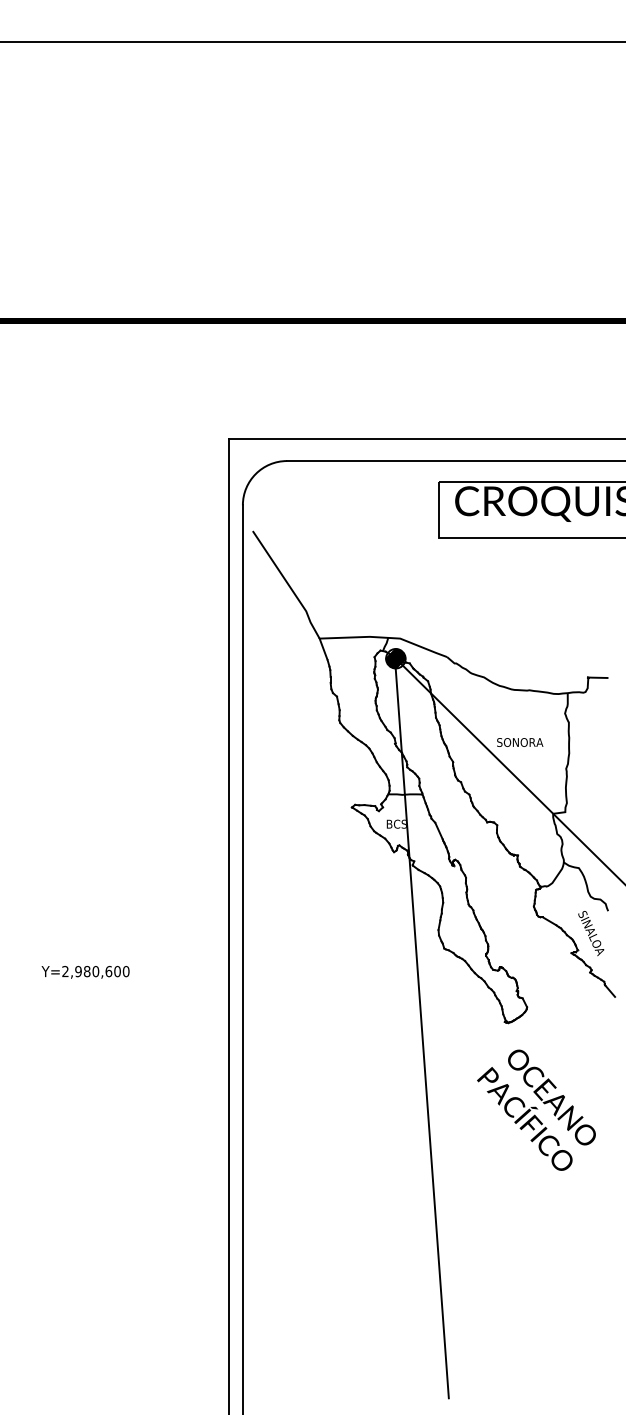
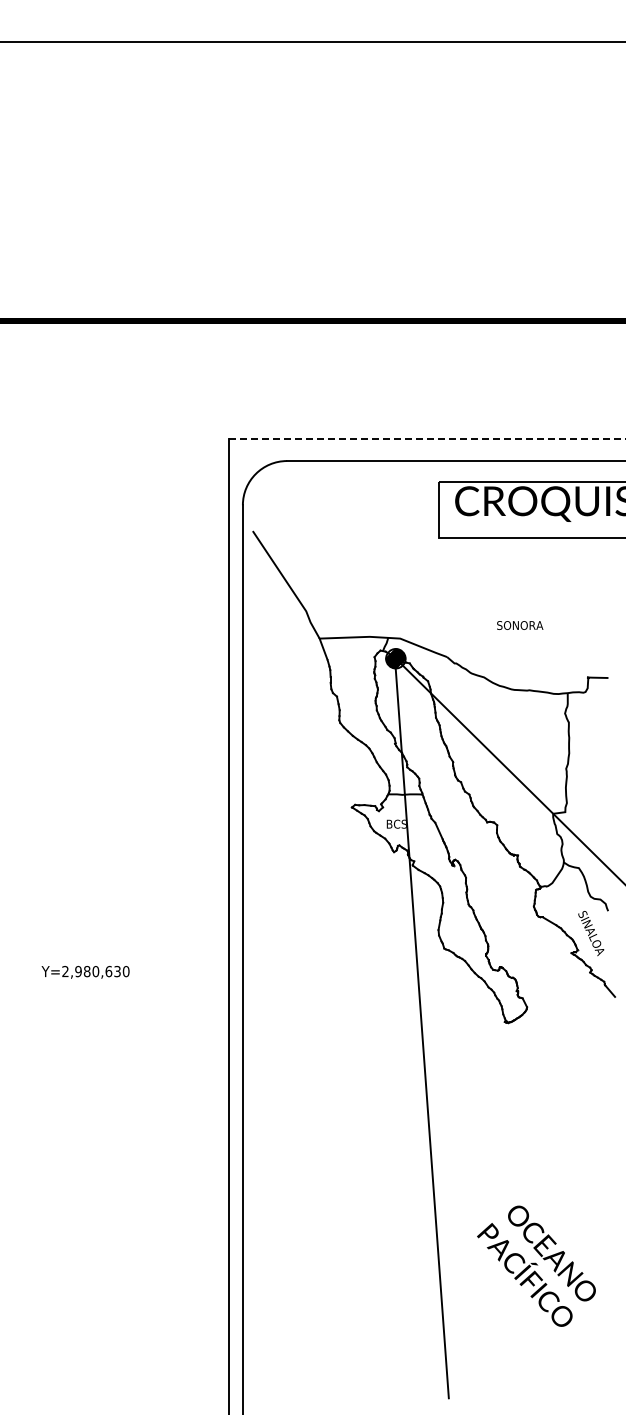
line: solid -> dashed (427, 439)
text position: (520, 742) -> (520, 625) (520, 625)
text: Y=2,980,600 -> Y=2,980,630 (117, 971)
text position: (536, 1109) -> (536, 1265) (536, 1265)
